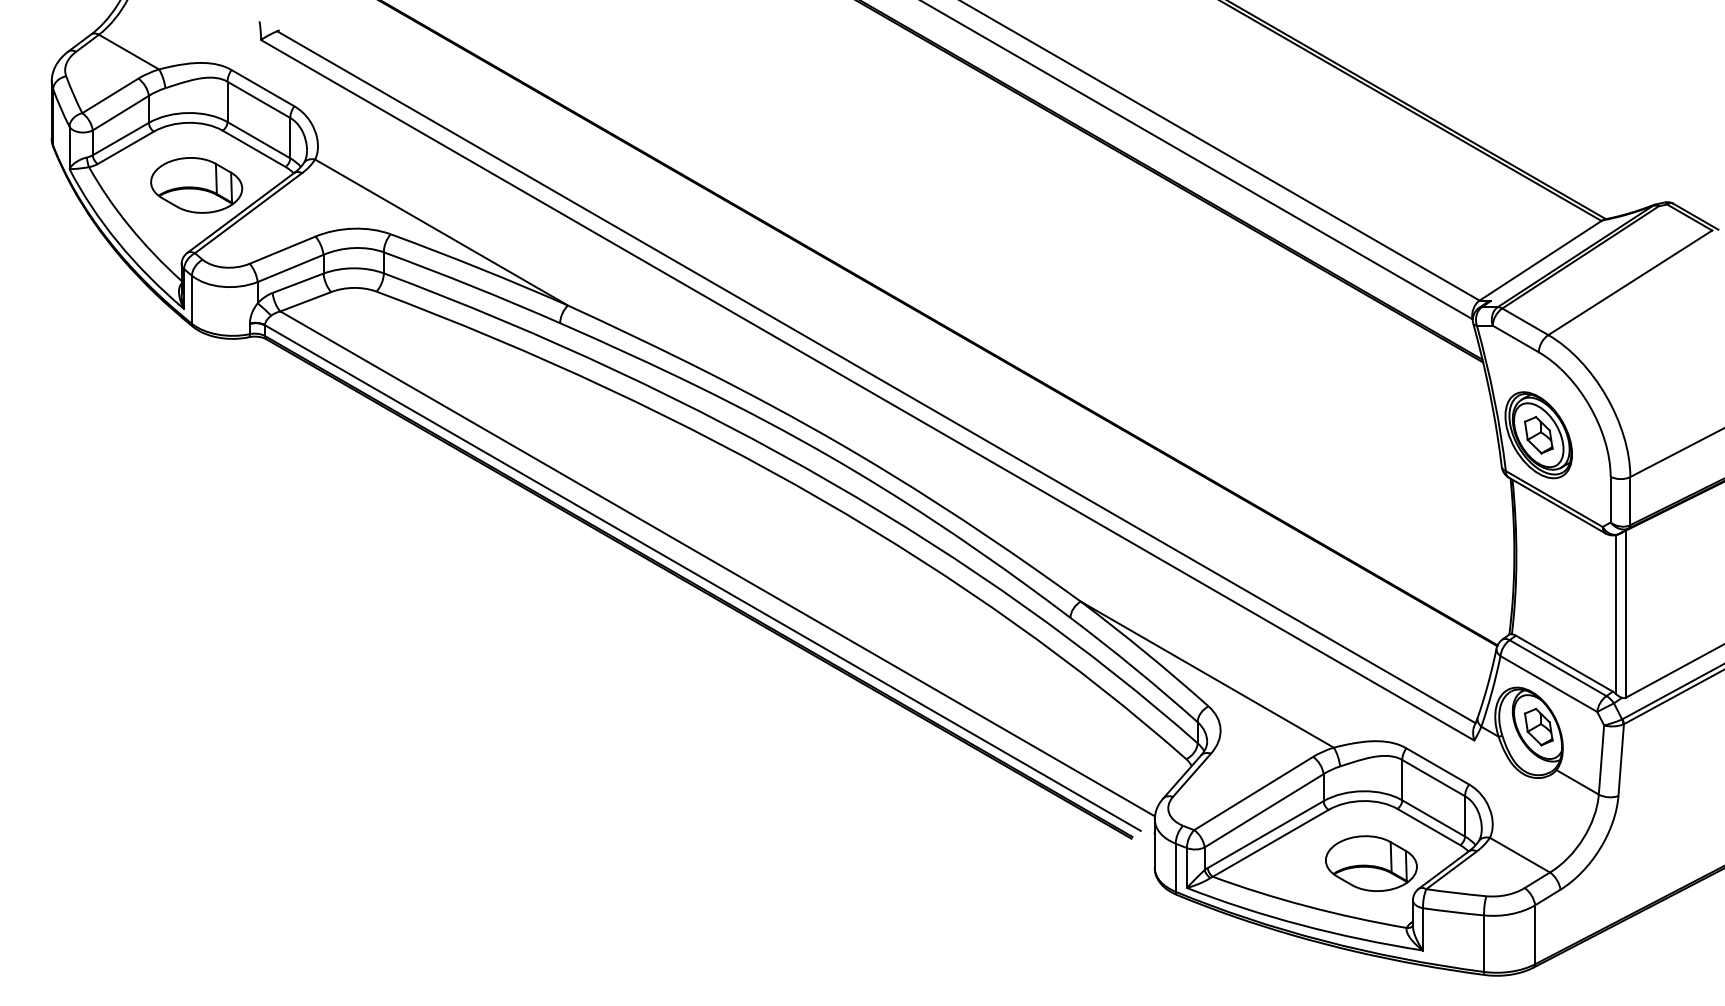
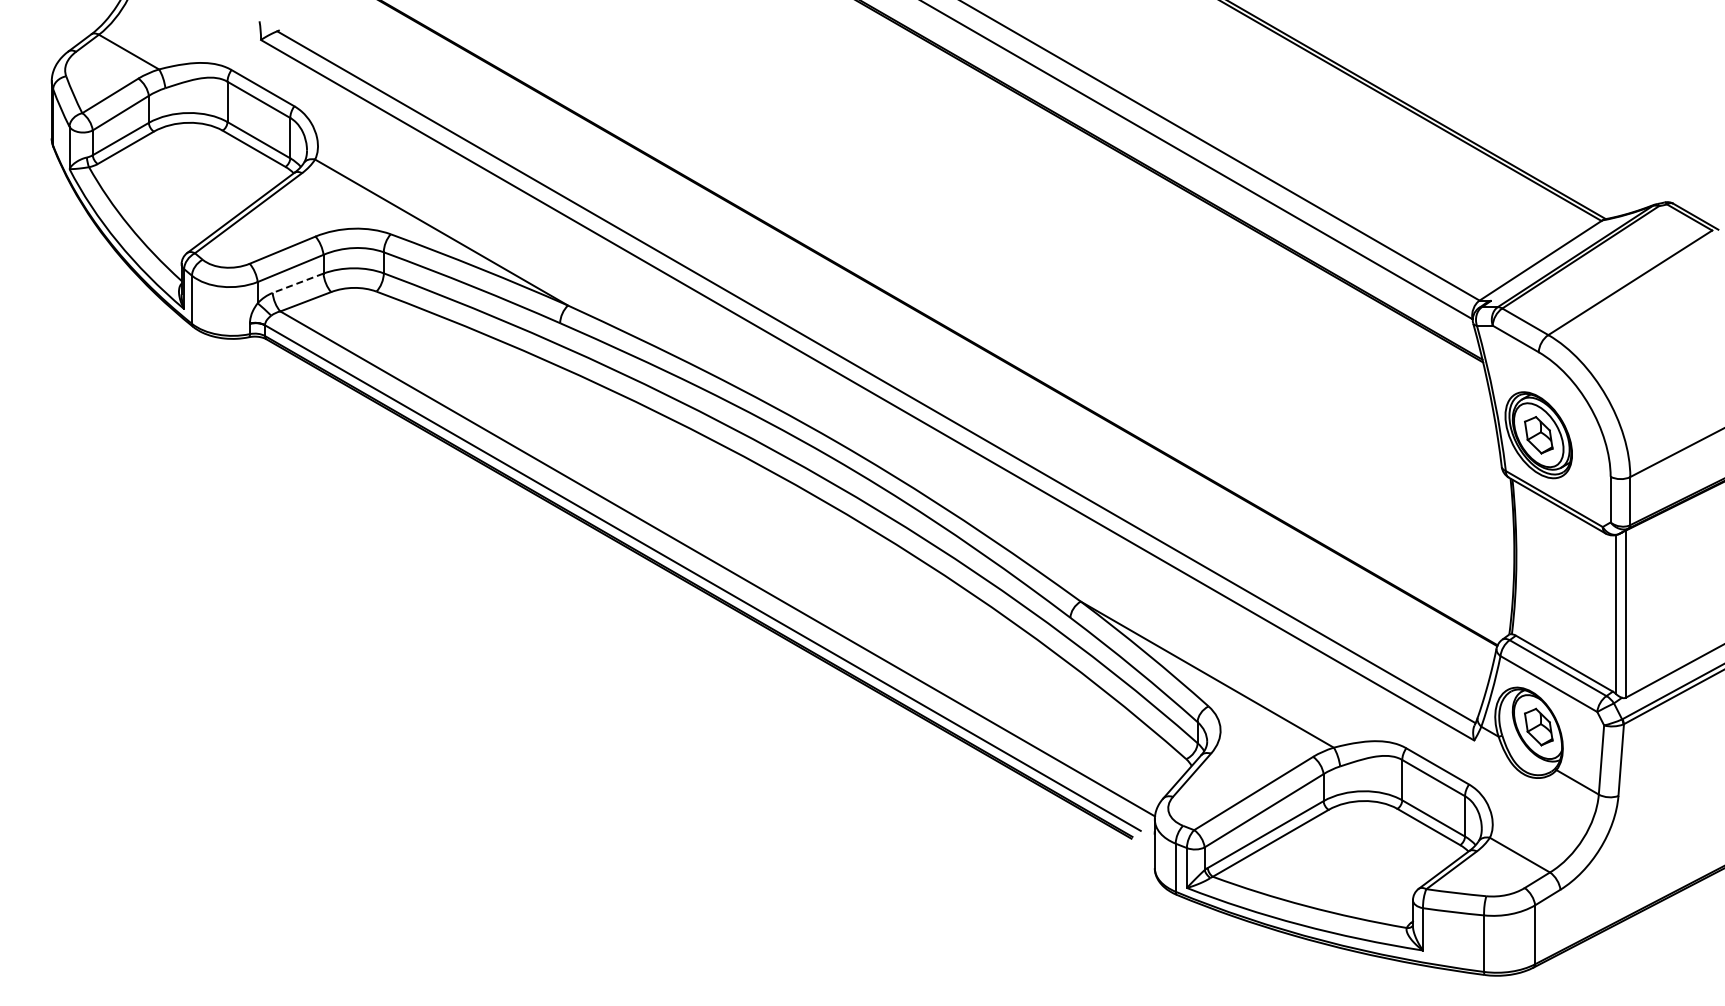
part: present -> none (196, 185)
line: solid -> dashed (297, 283)
part: present -> none (1371, 863)
